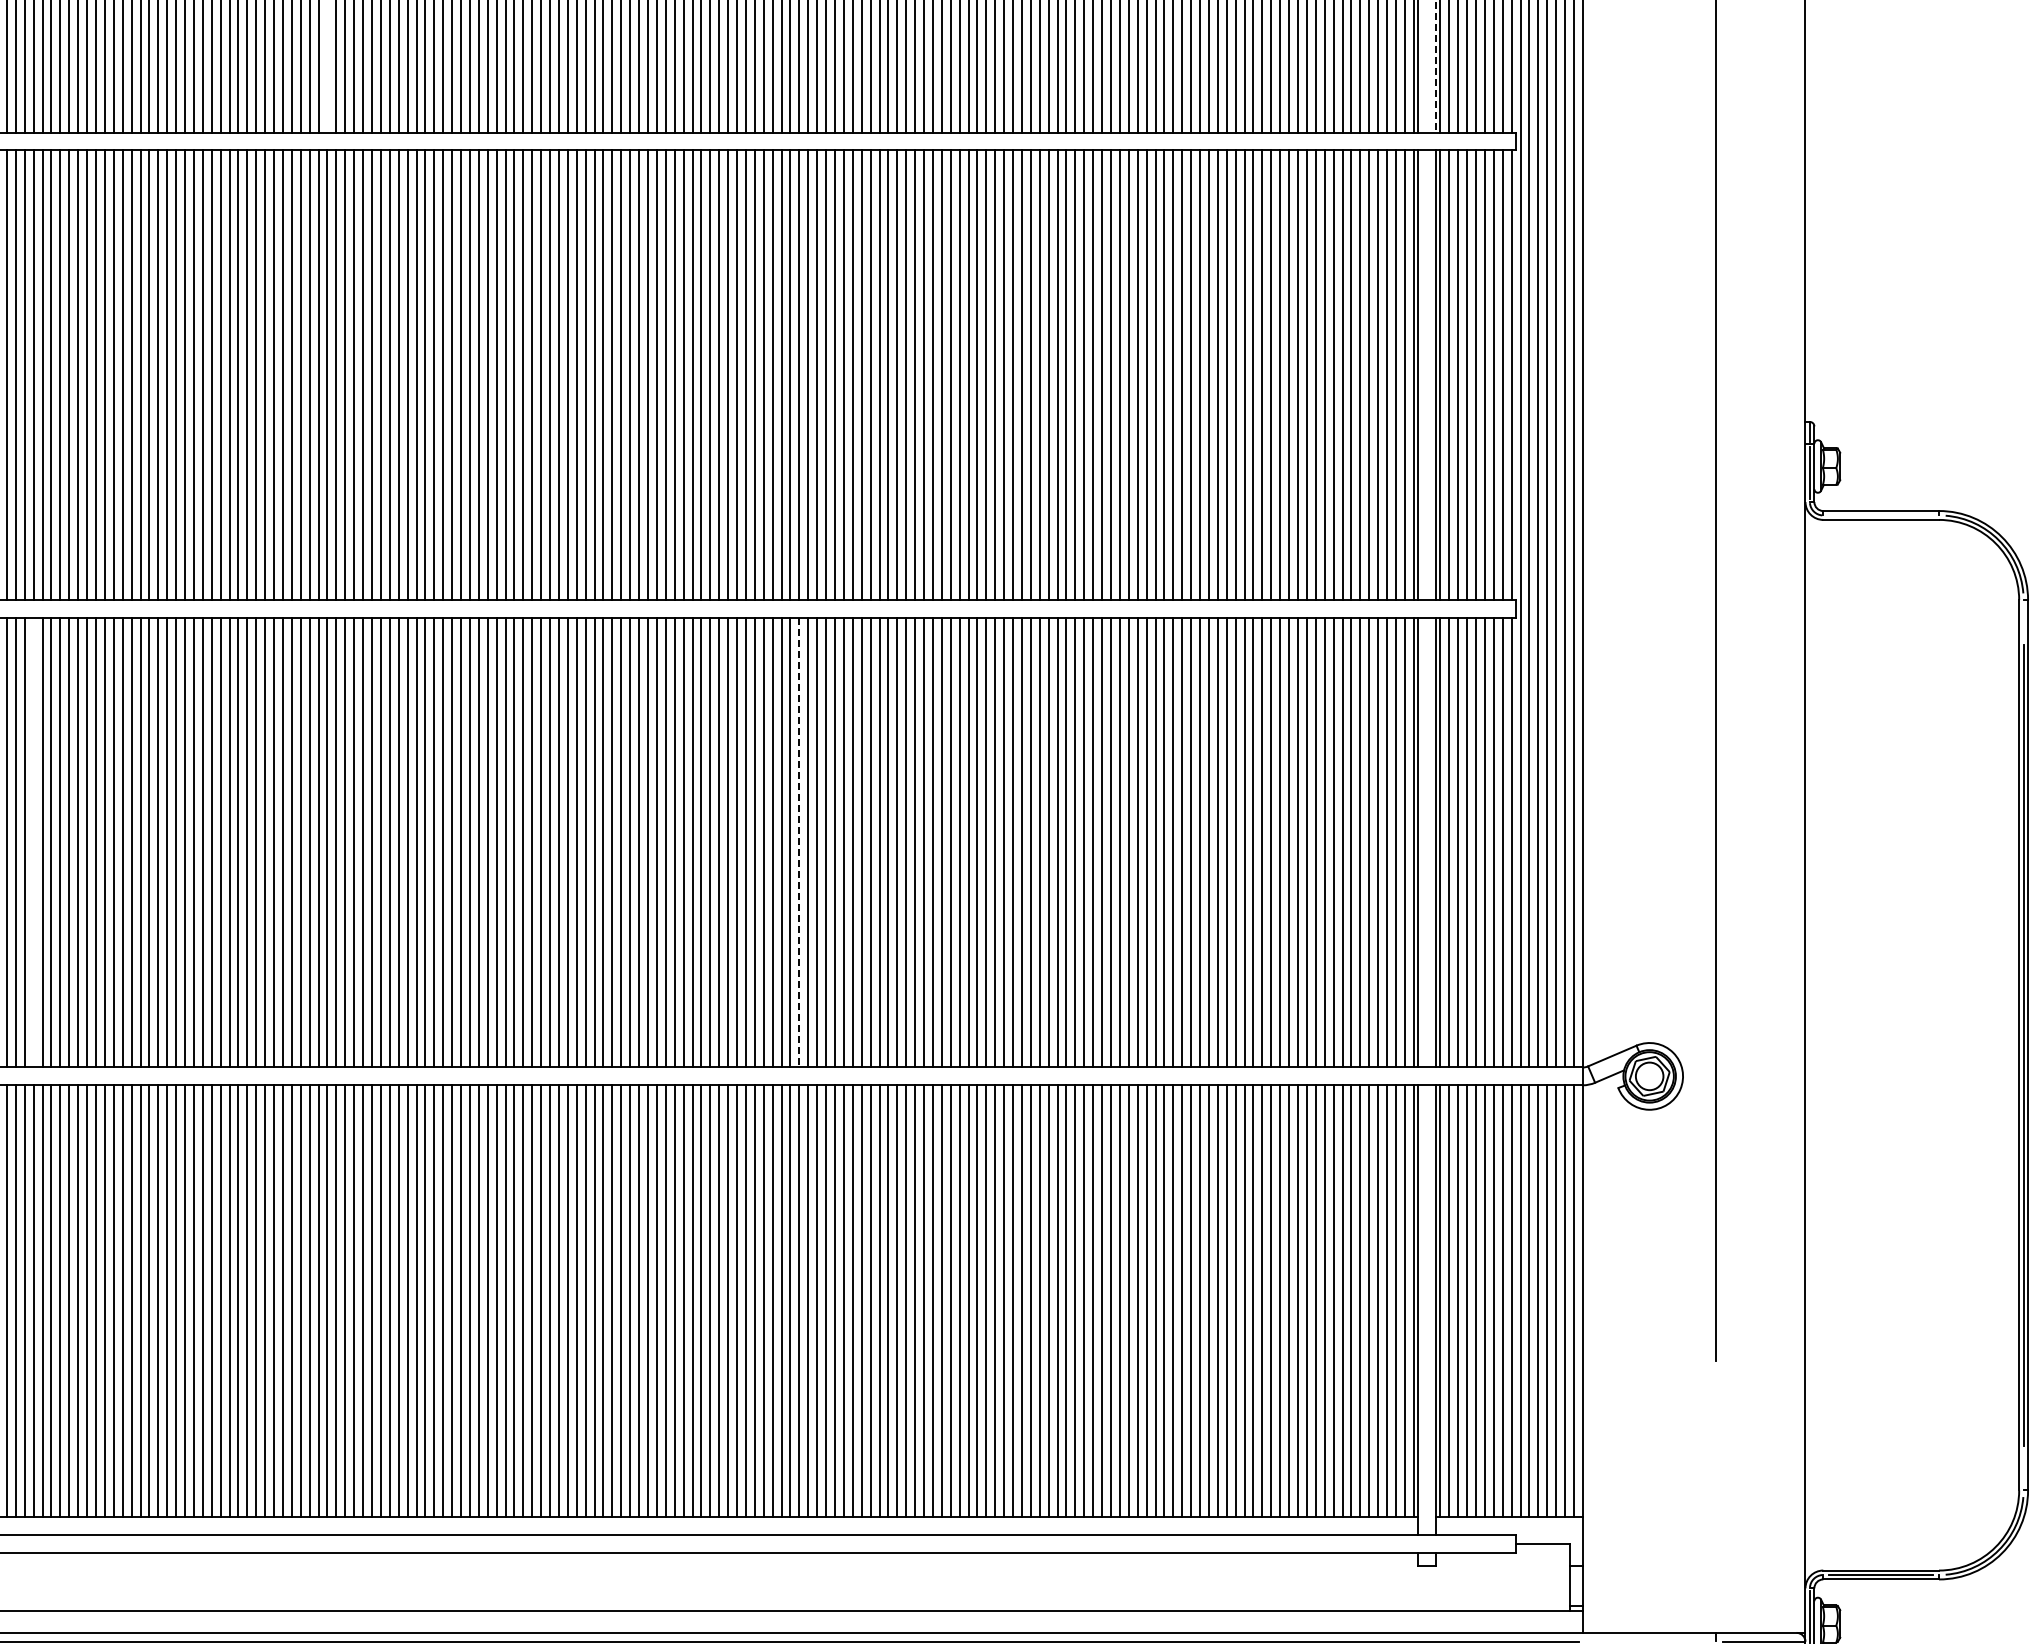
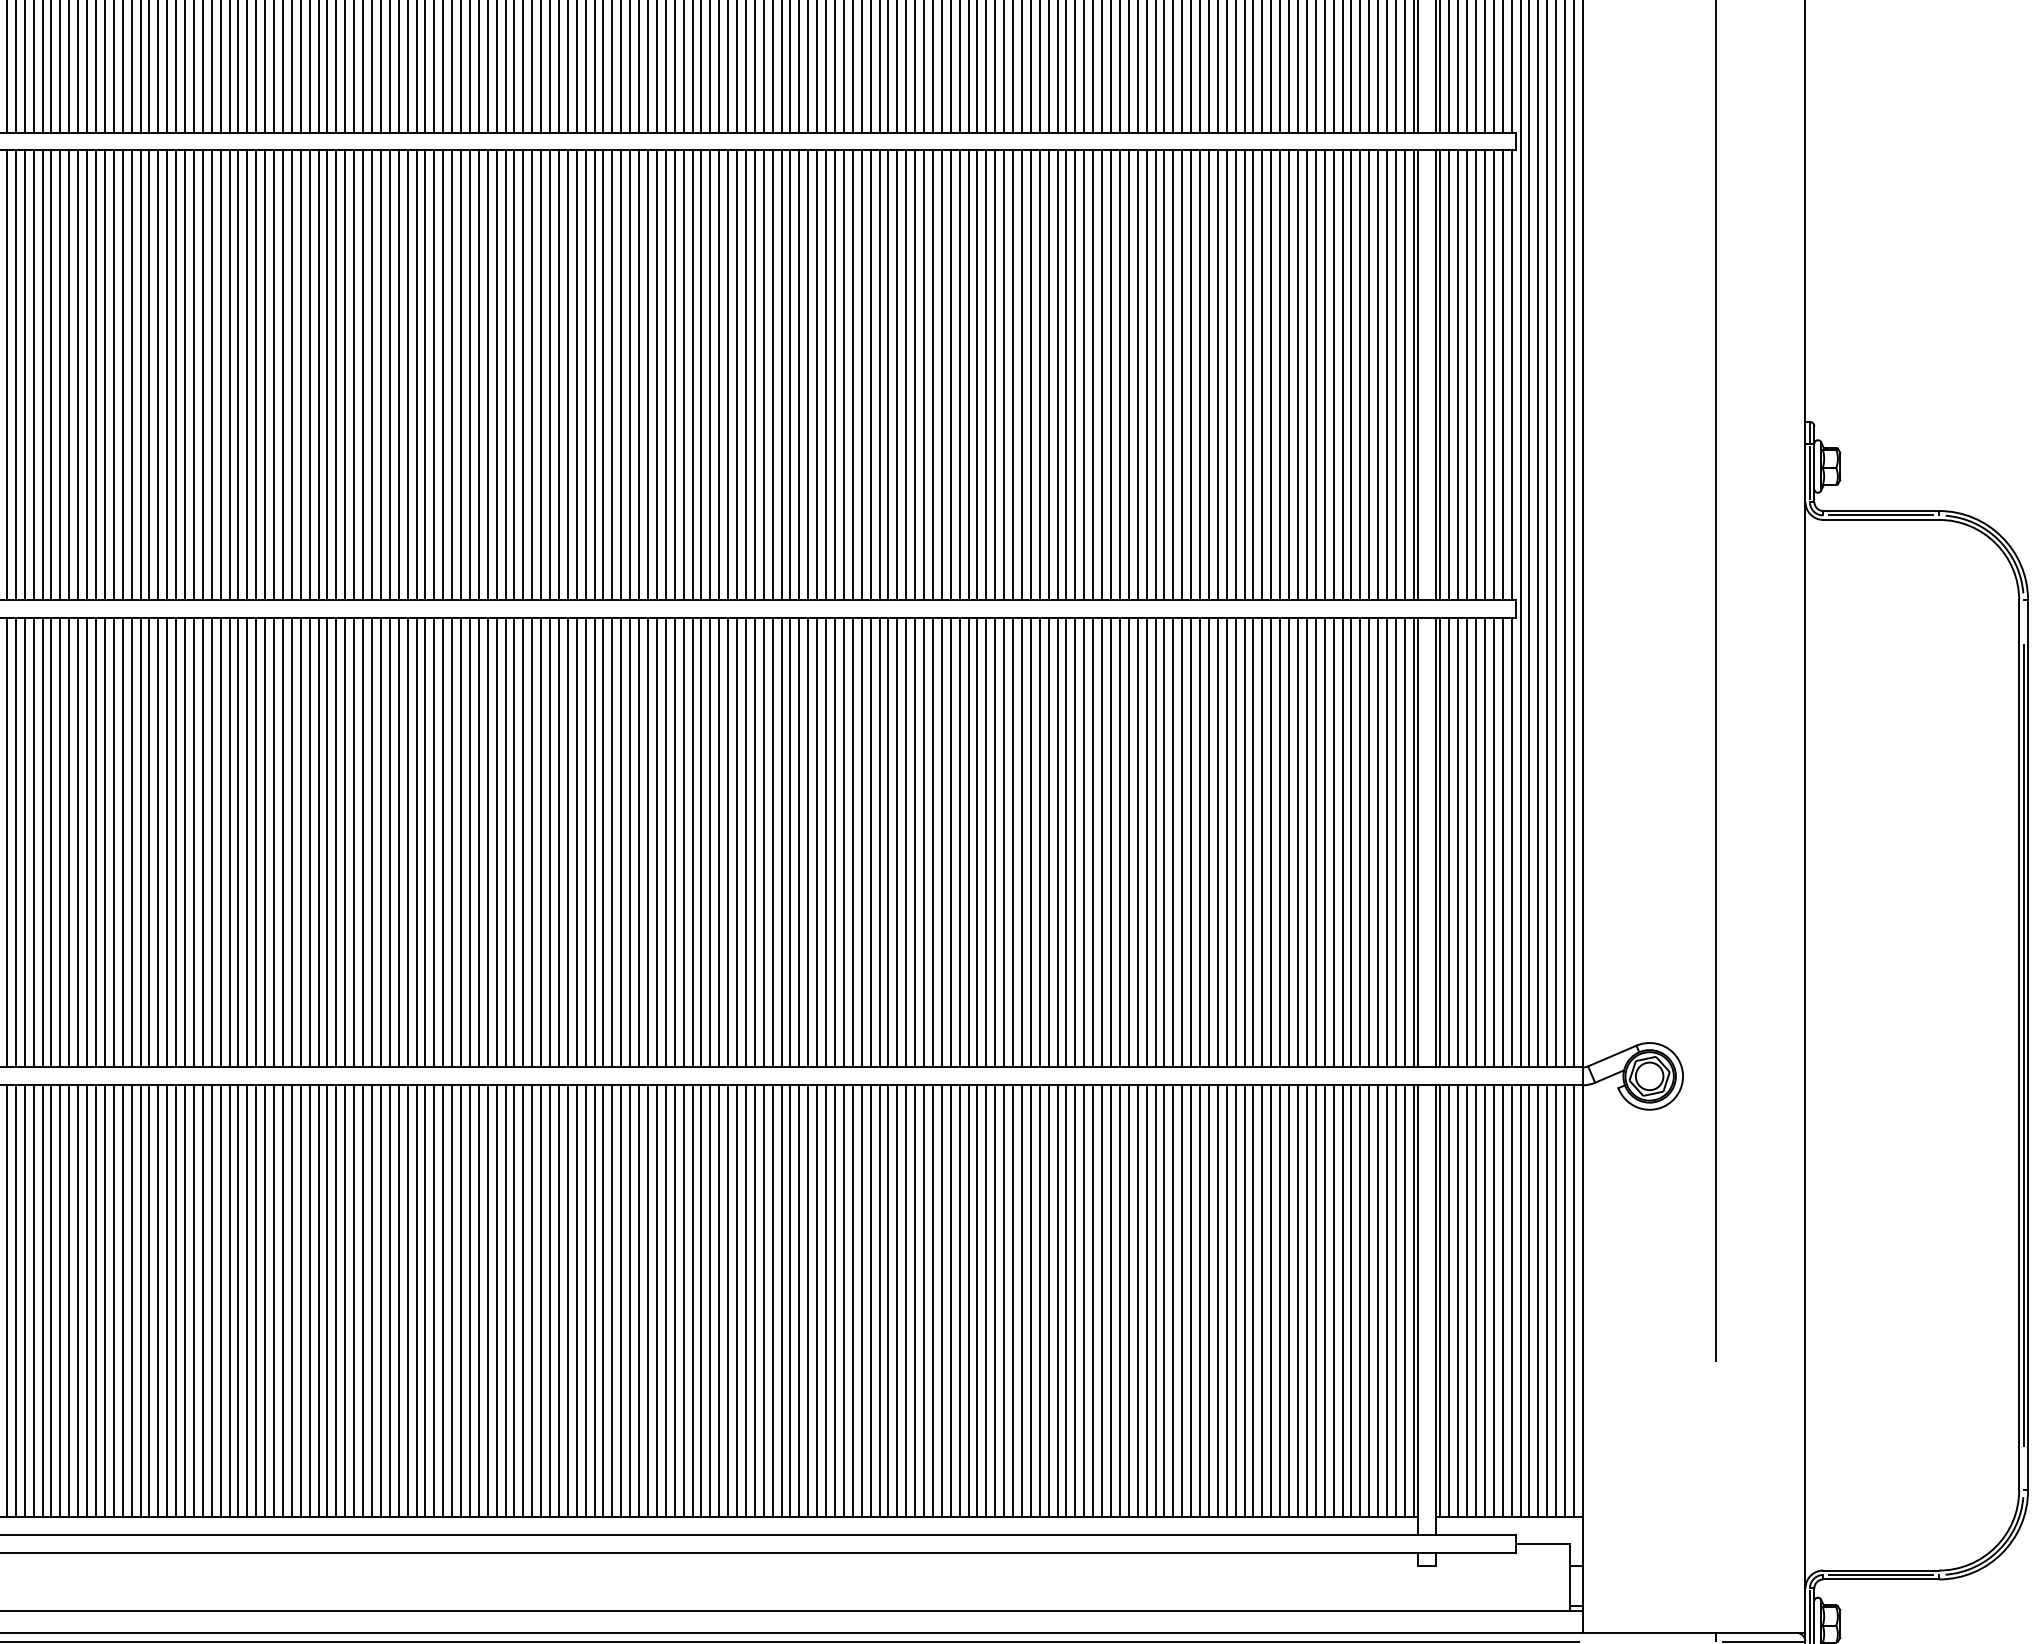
line: dashed -> solid (1435, 66)
line: none -> present (327, 67)
line: none -> present (1881, 515)
line: none -> present (33, 842)
line: dashed -> solid (799, 842)
